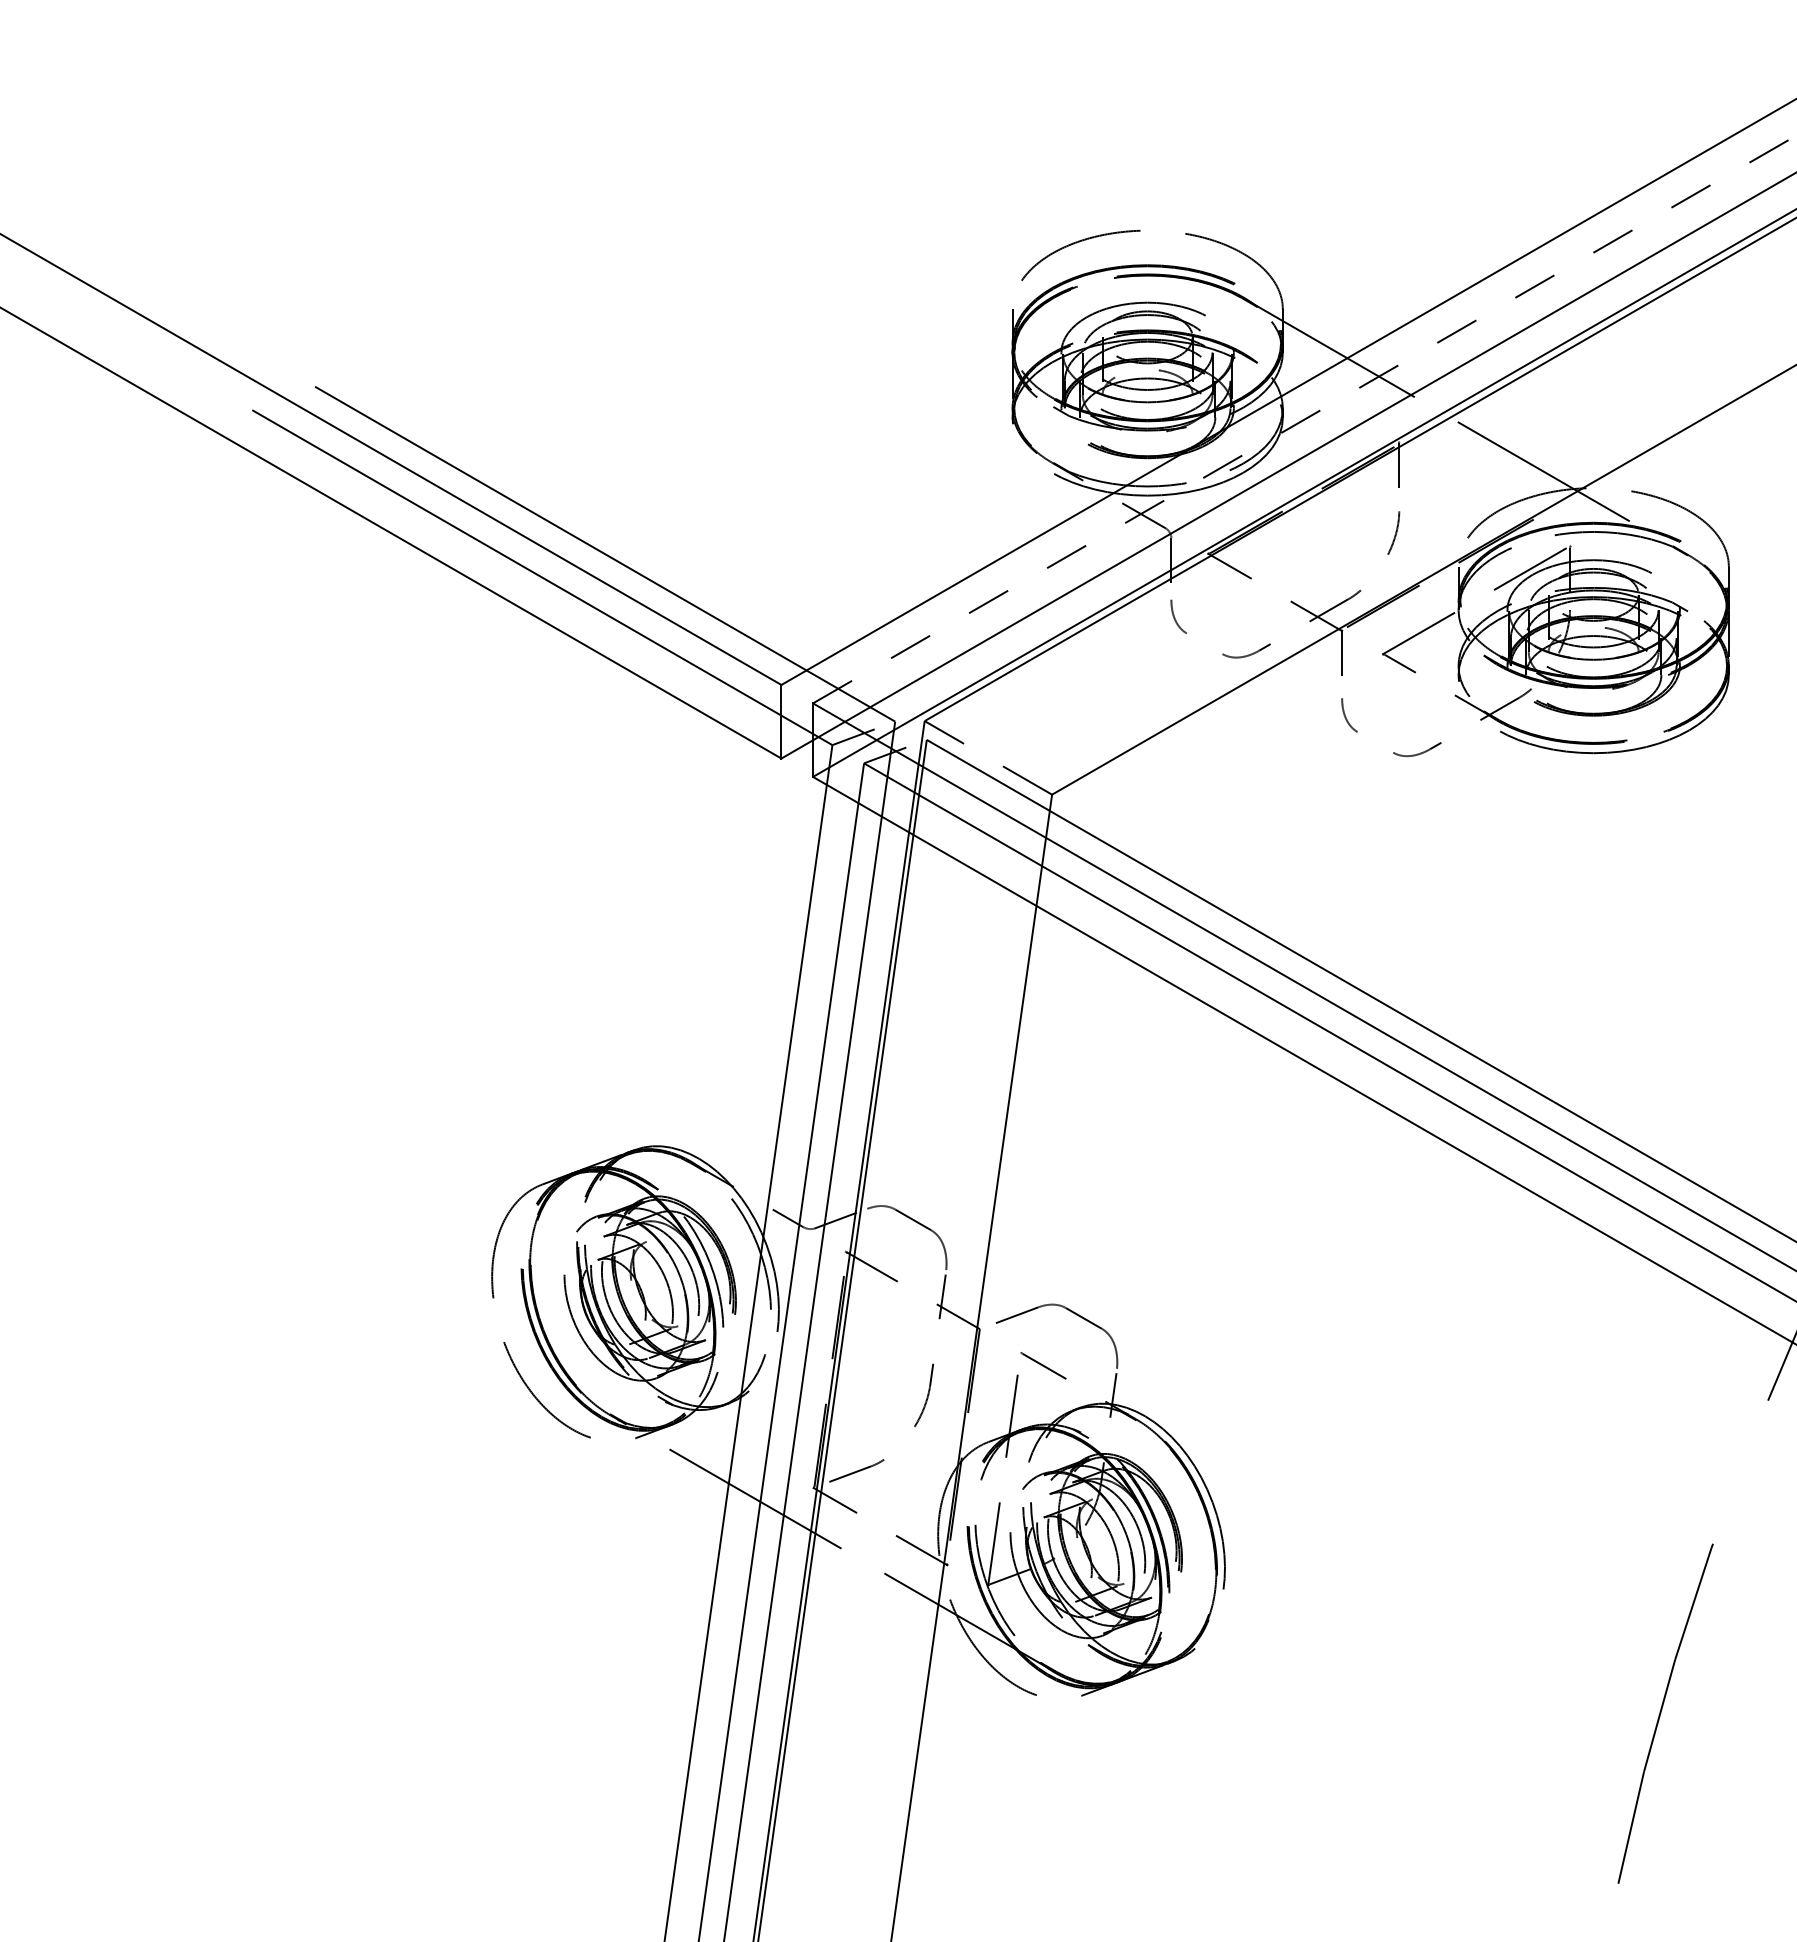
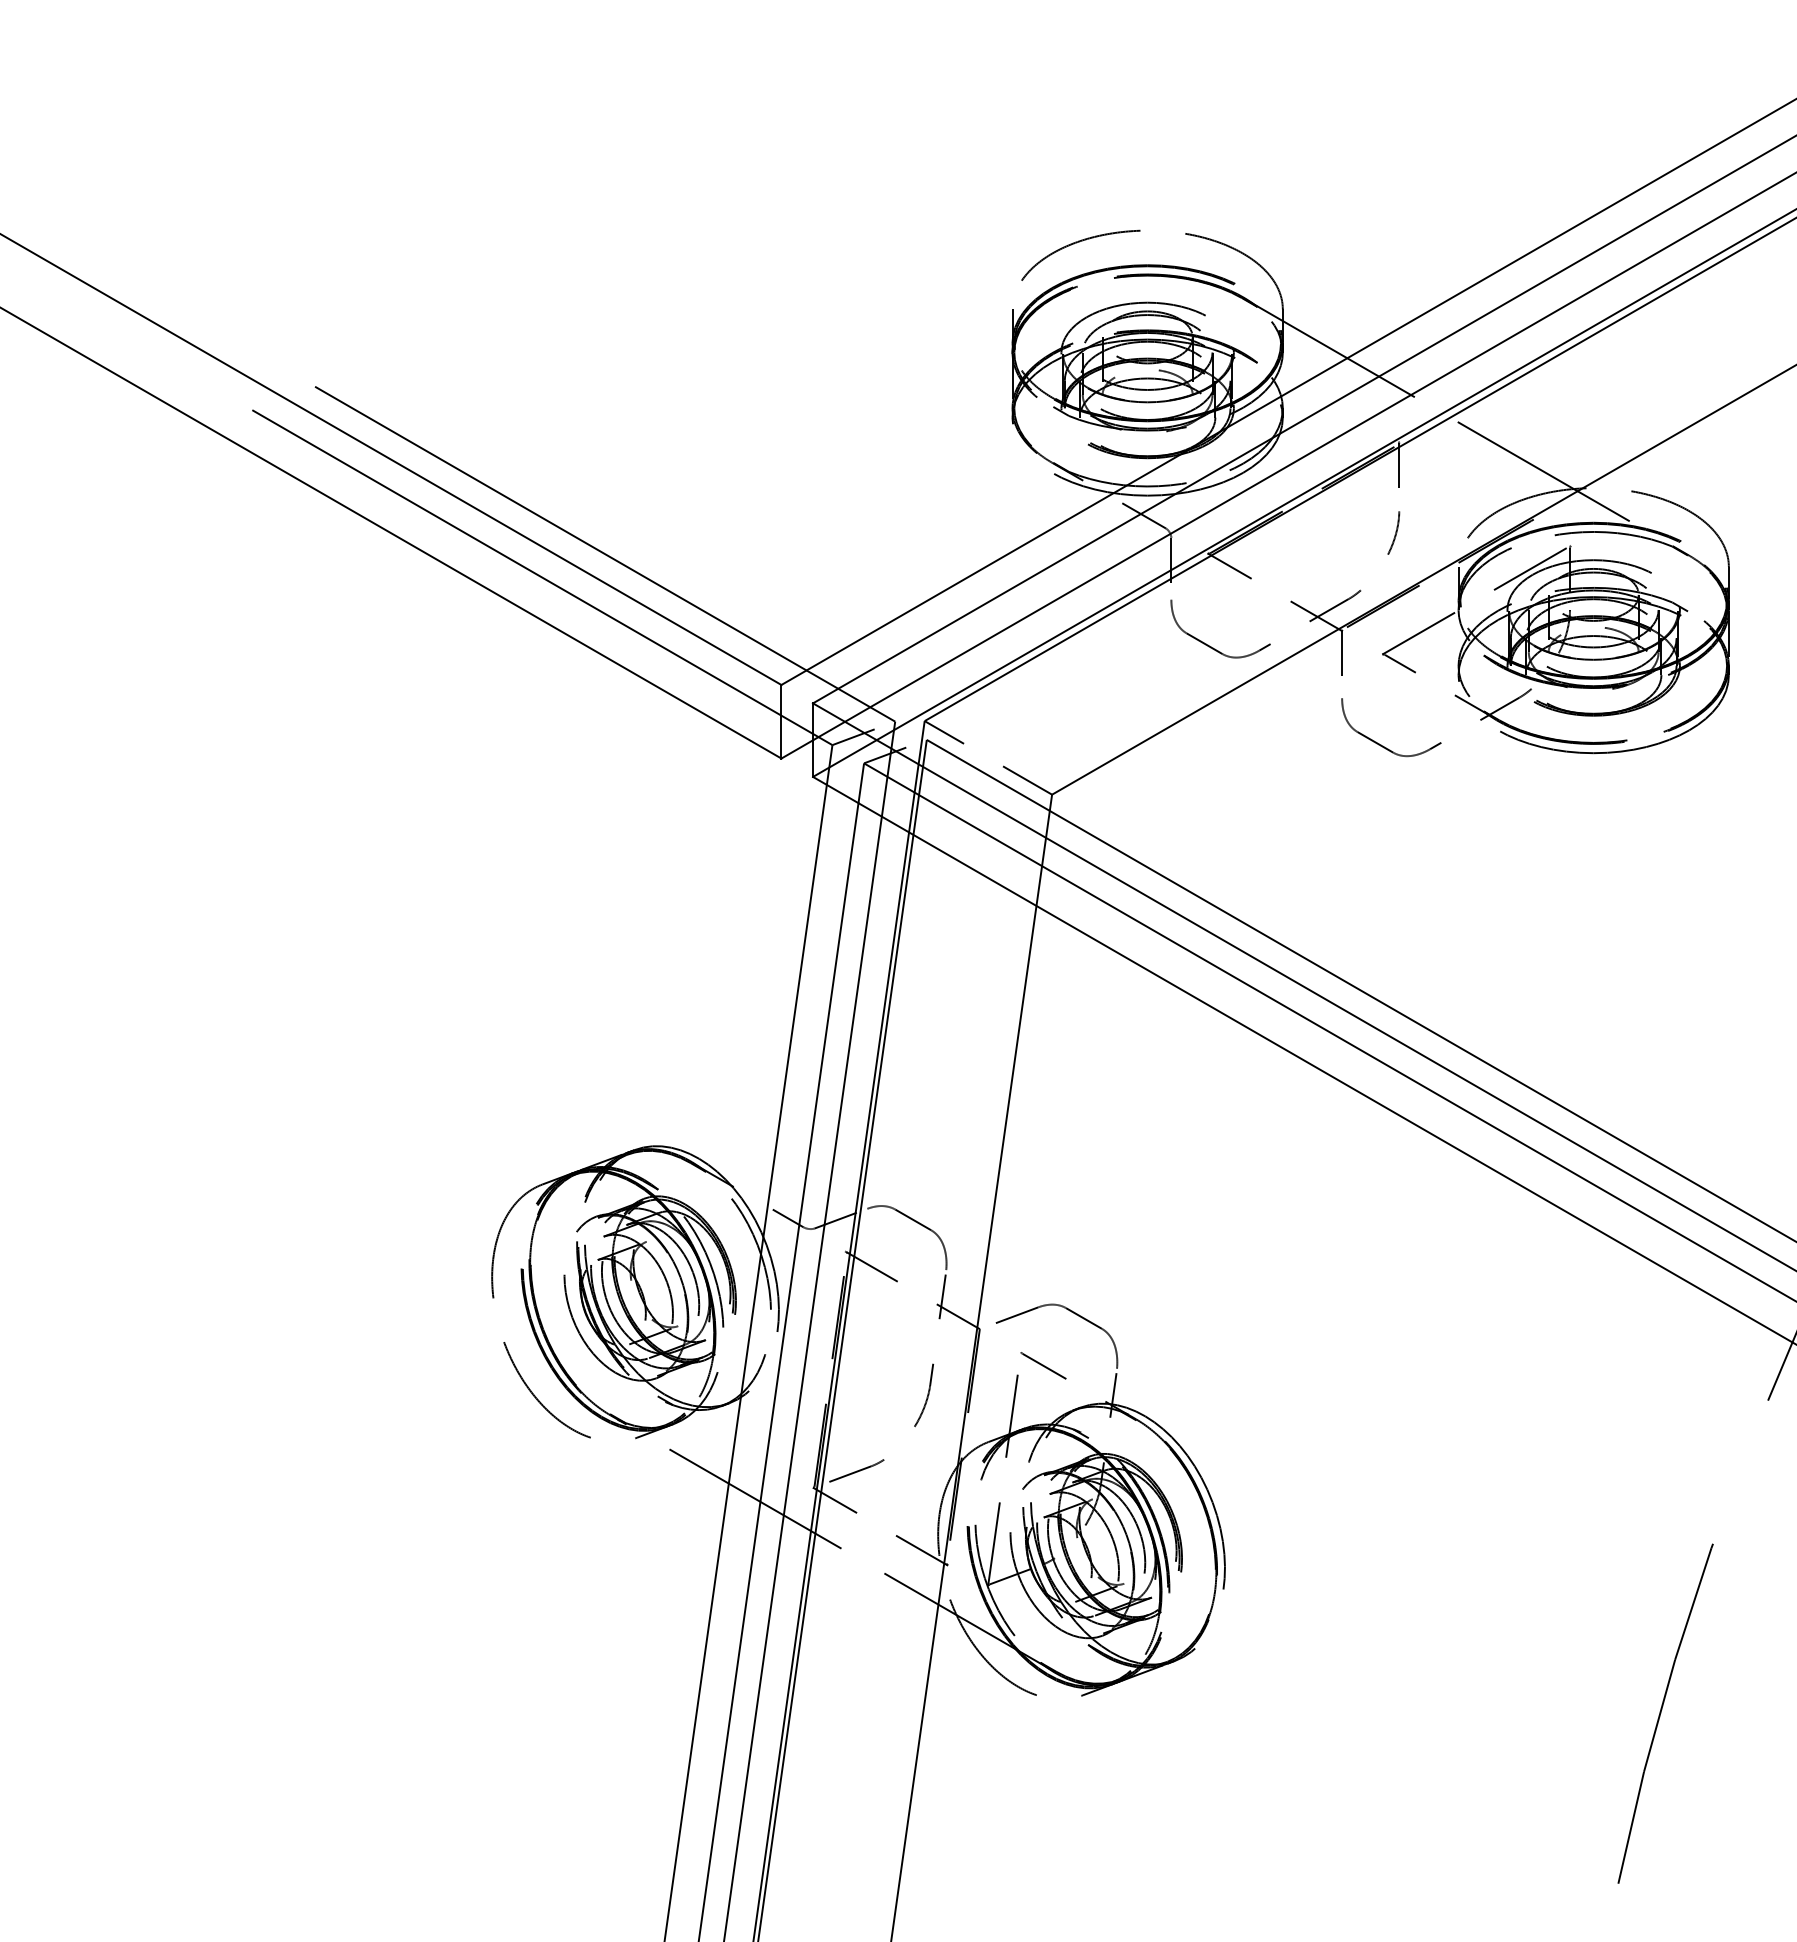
line: dashed -> solid (1304, 419)
line: none -> present (1204, 643)
line: none -> present (1375, 742)
